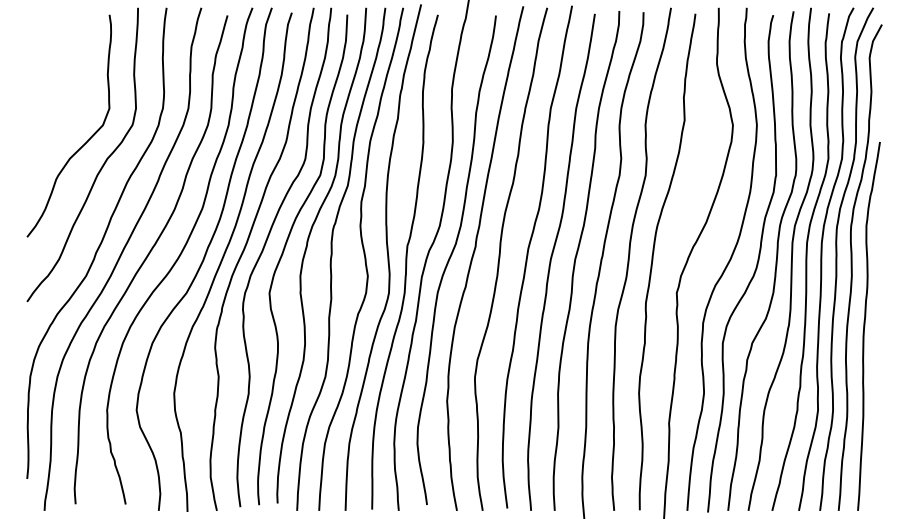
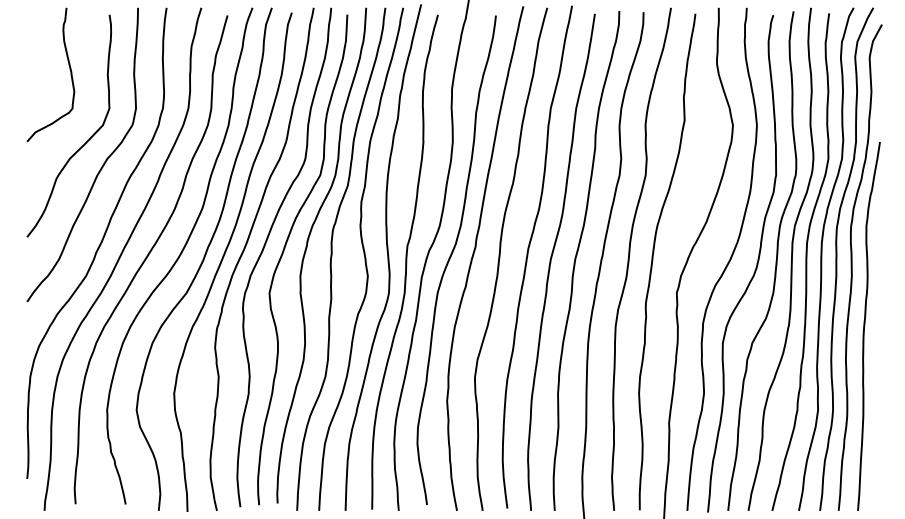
curve: none -> present (69, 69)
